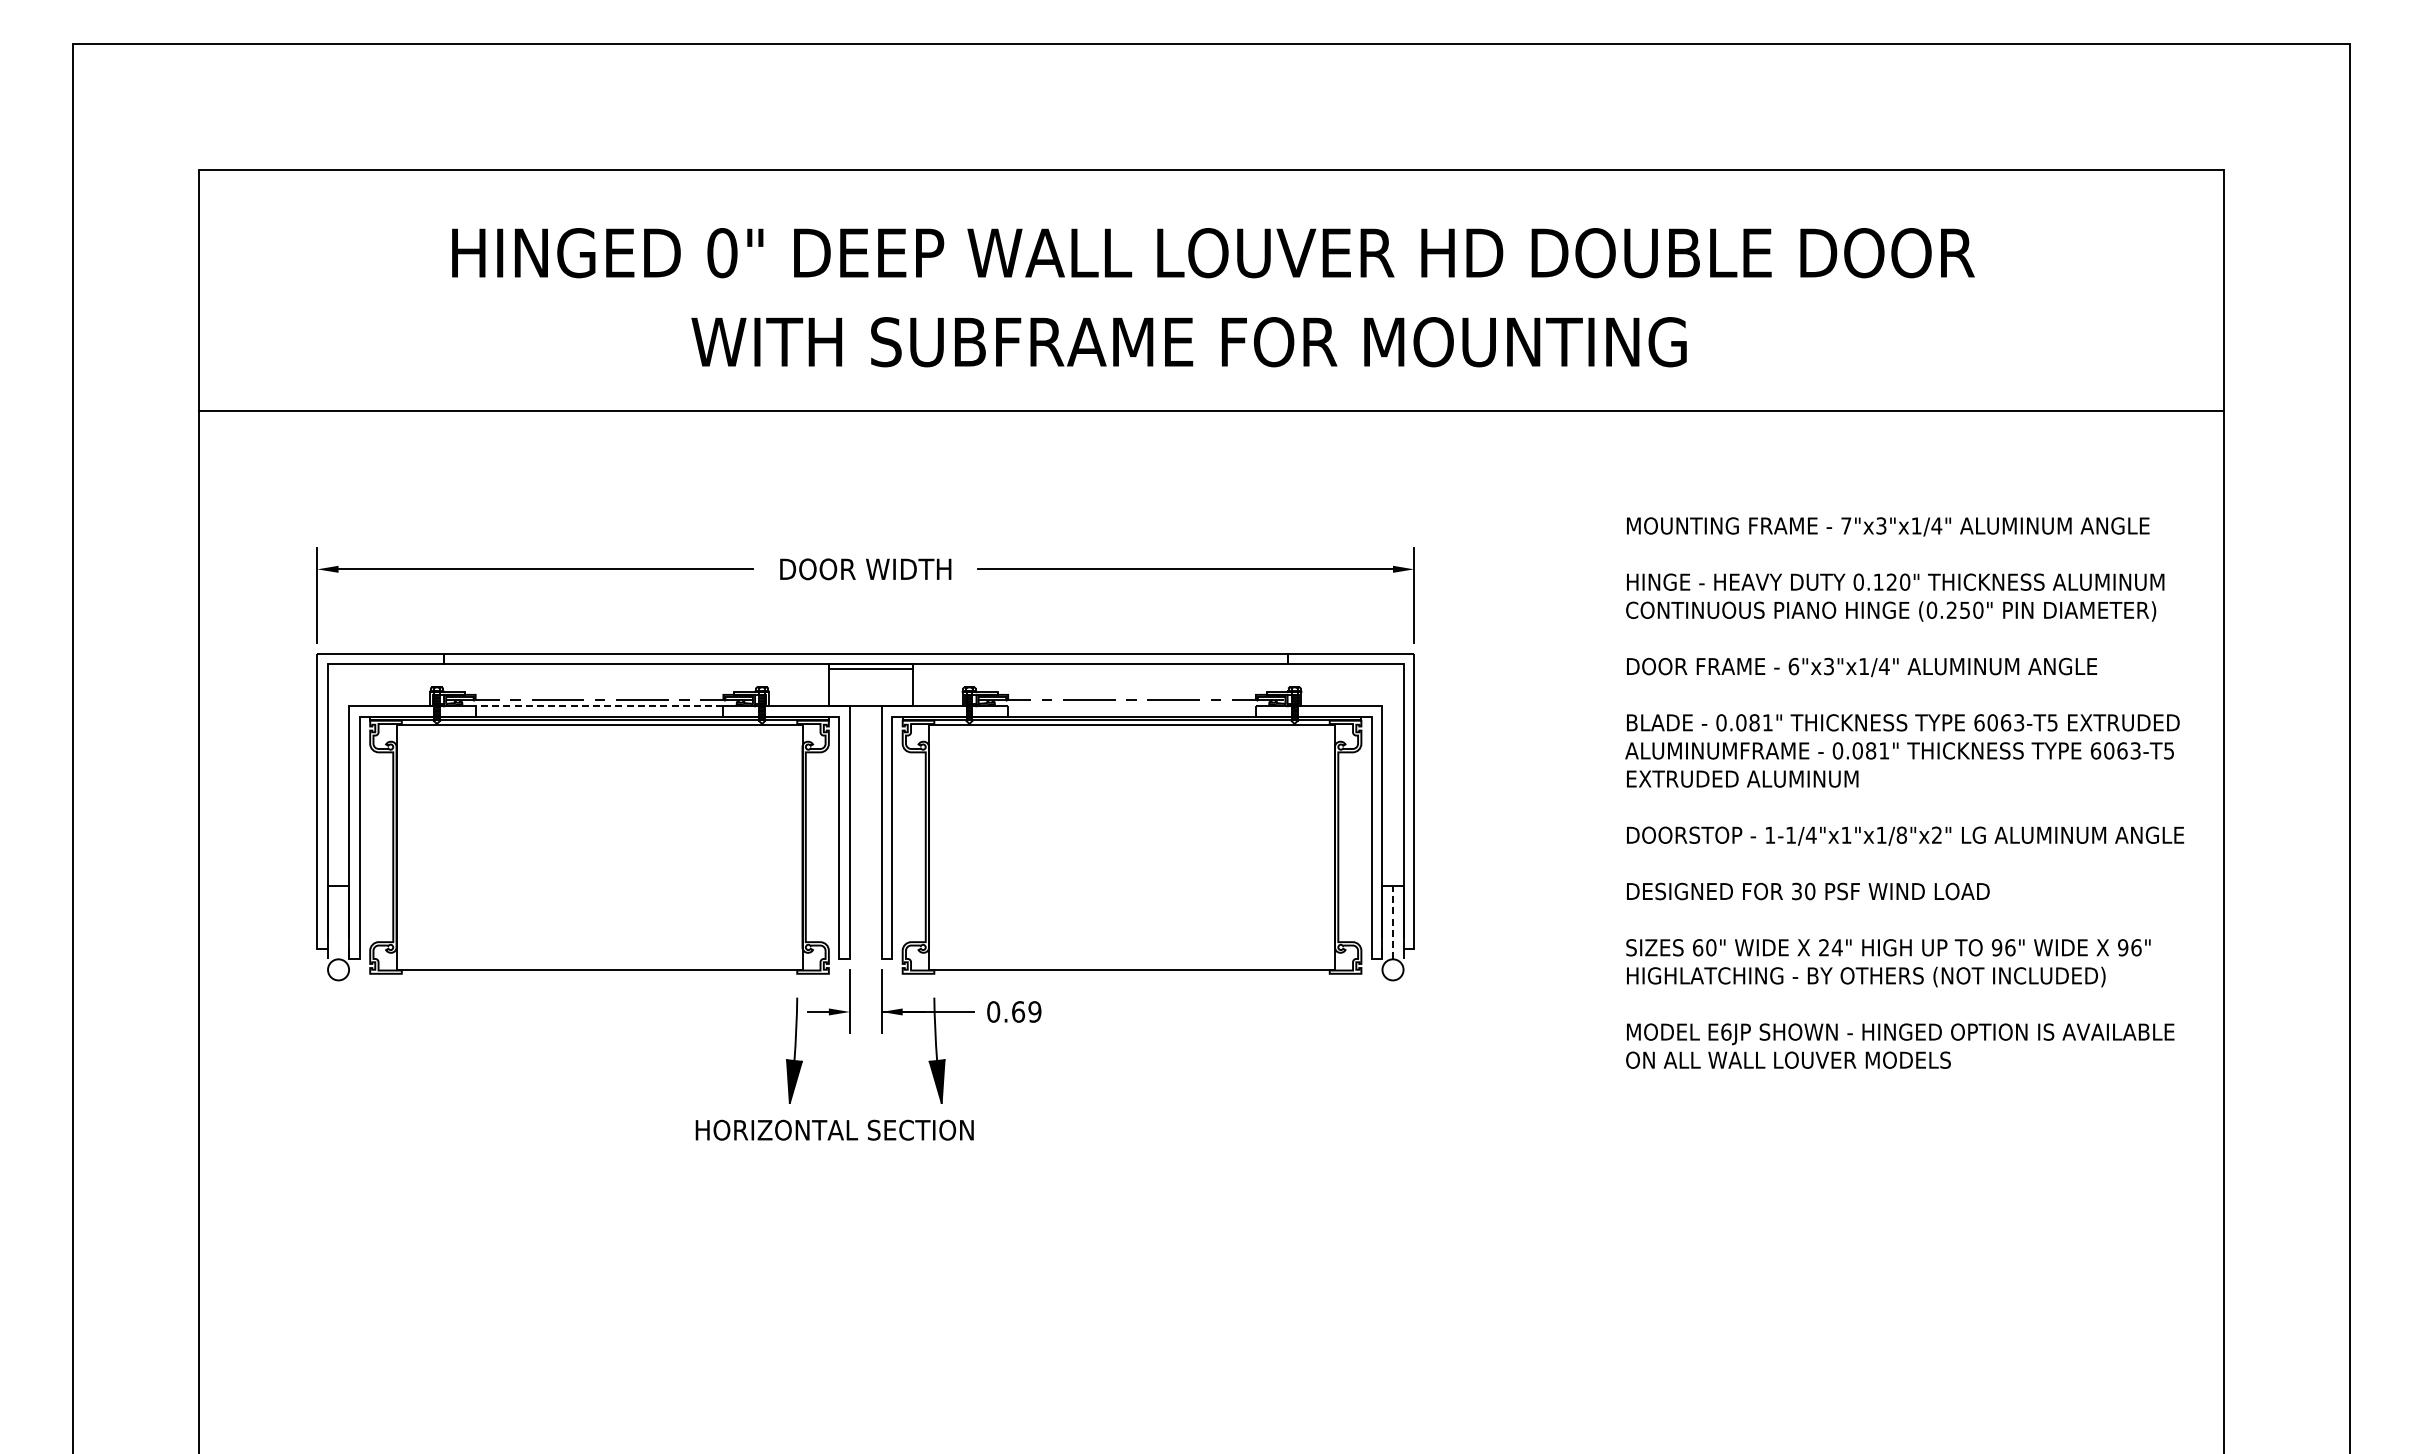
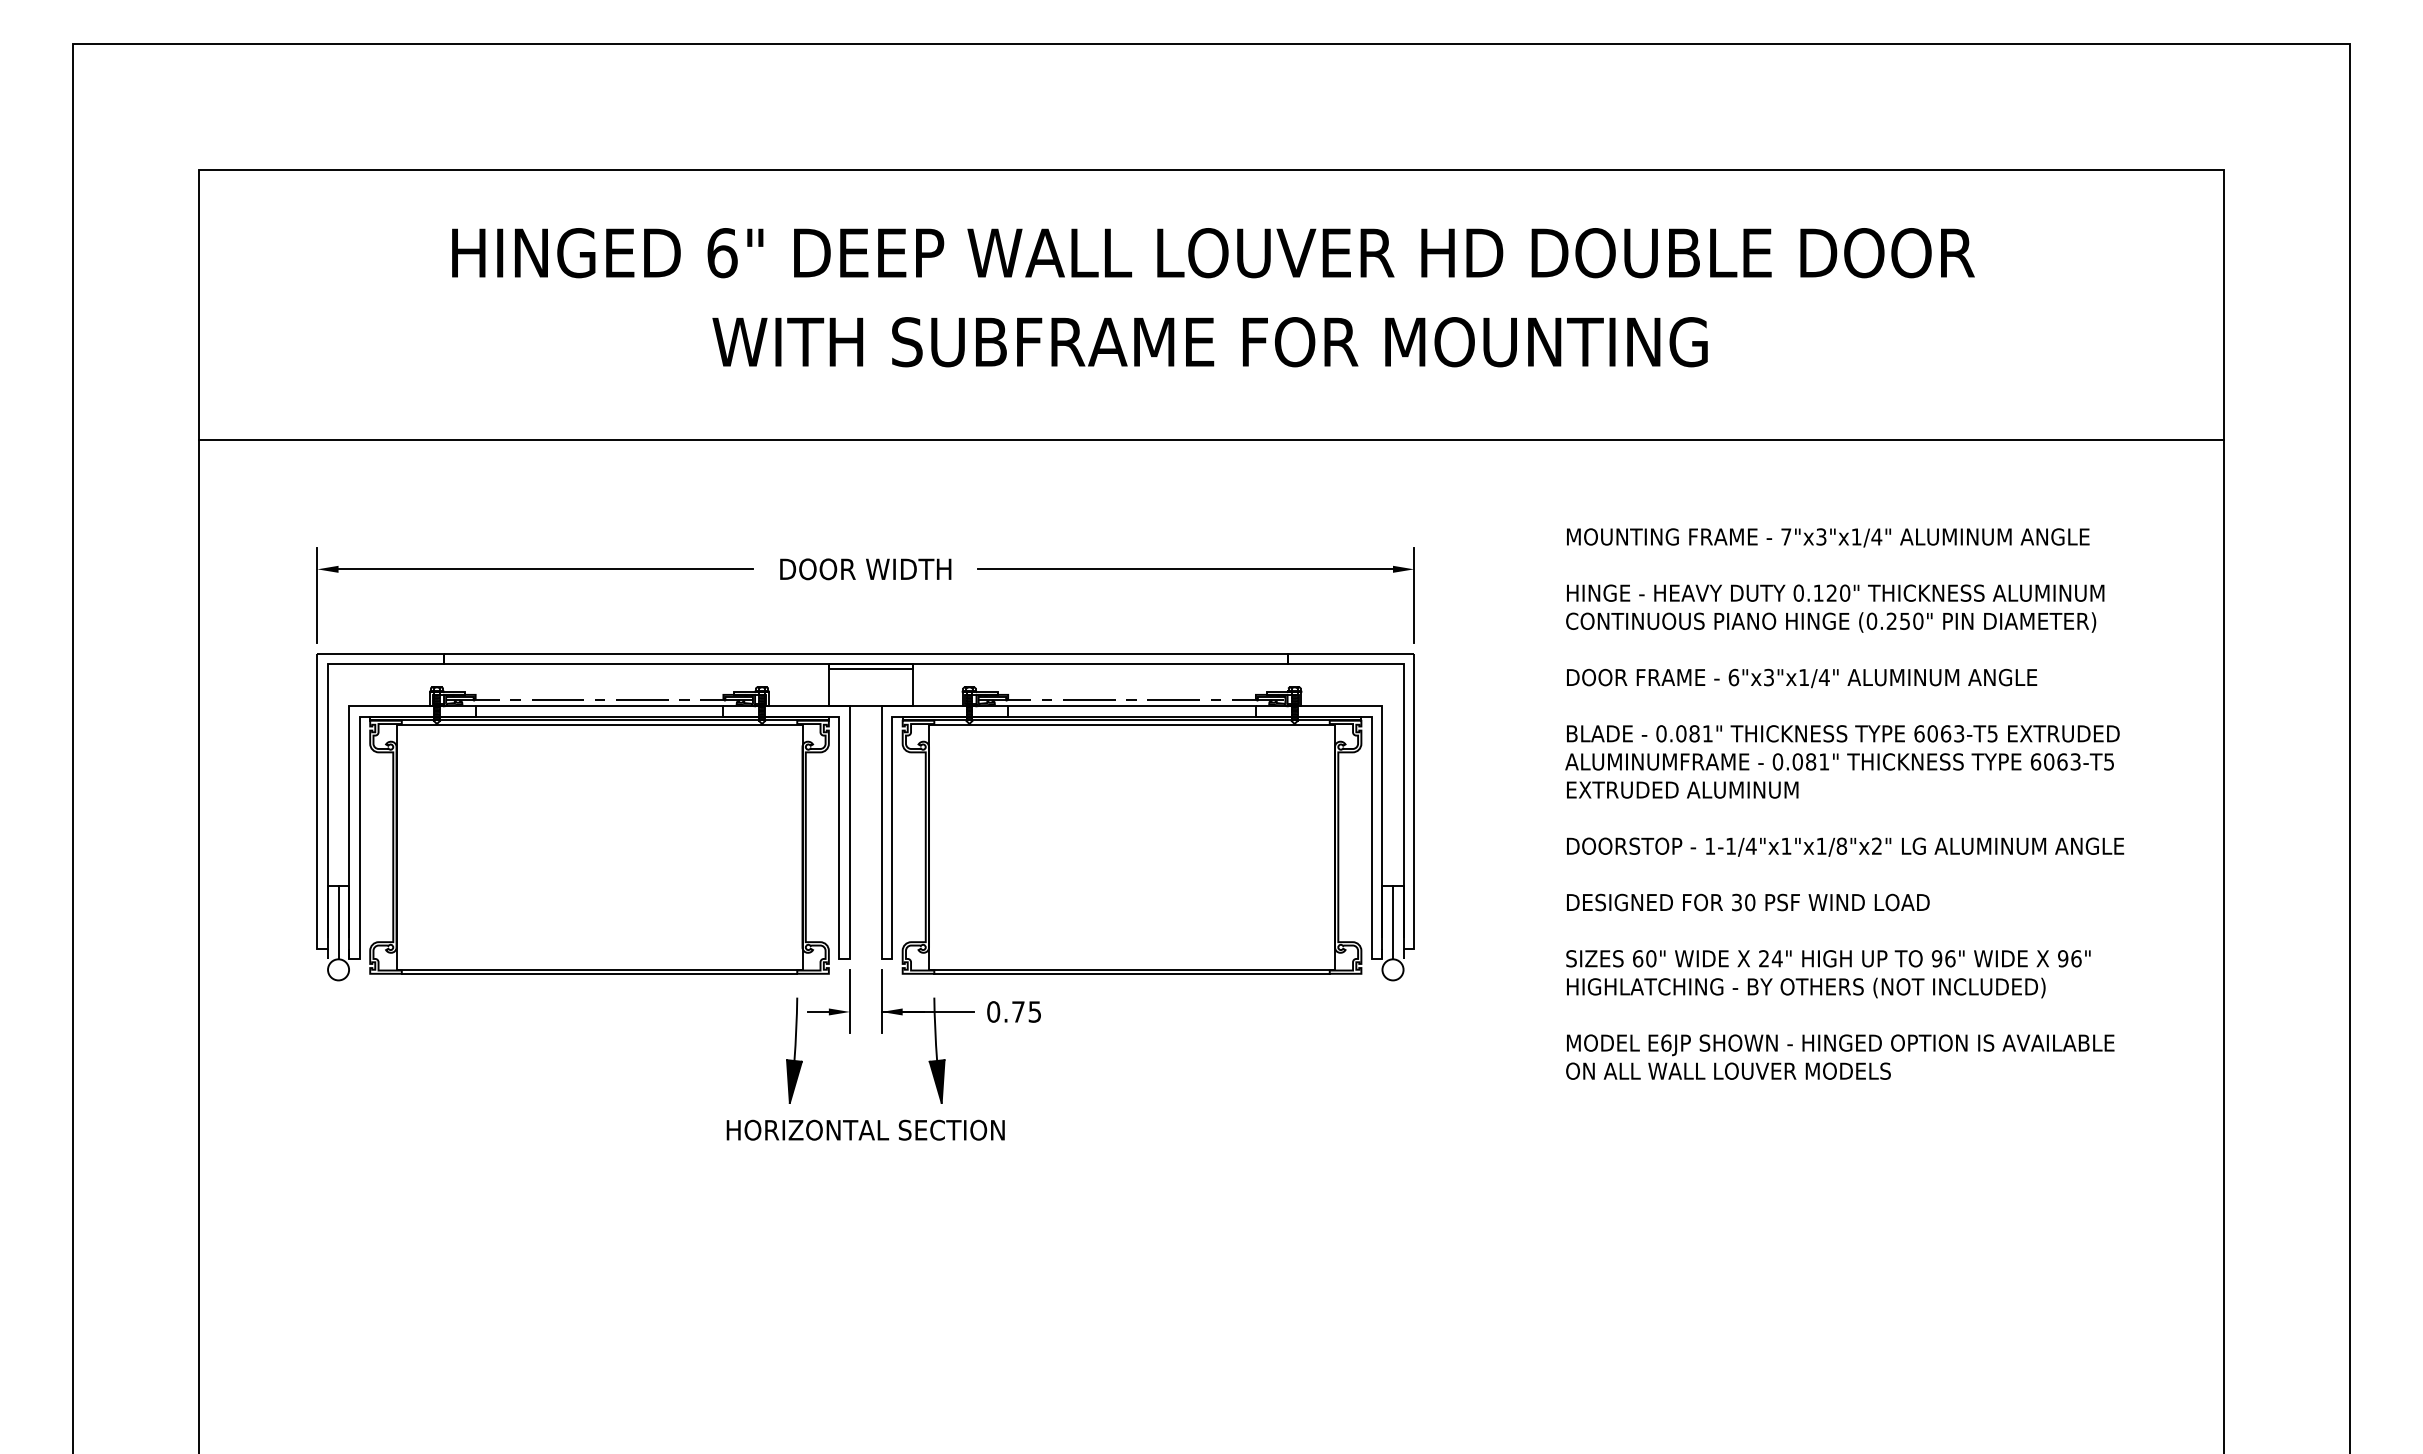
text: 0" -> 6" (722, 253)
text position: (1188, 342) -> (1209, 342) (1209, 342)
line position: (1211, 411) -> (1211, 440) (1211, 440)
line: dashed -> solid (599, 706)
line: none -> present (1131, 706)
text position: (1904, 792) -> (1844, 803) (1844, 803)
line: none -> present (338, 922)
line: dashed -> solid (1393, 922)
line: none -> present (599, 973)
line: none -> present (1131, 973)
text: 0.69 -> 0.75 (1026, 1011)
text position: (834, 1129) -> (865, 1129) (865, 1129)
